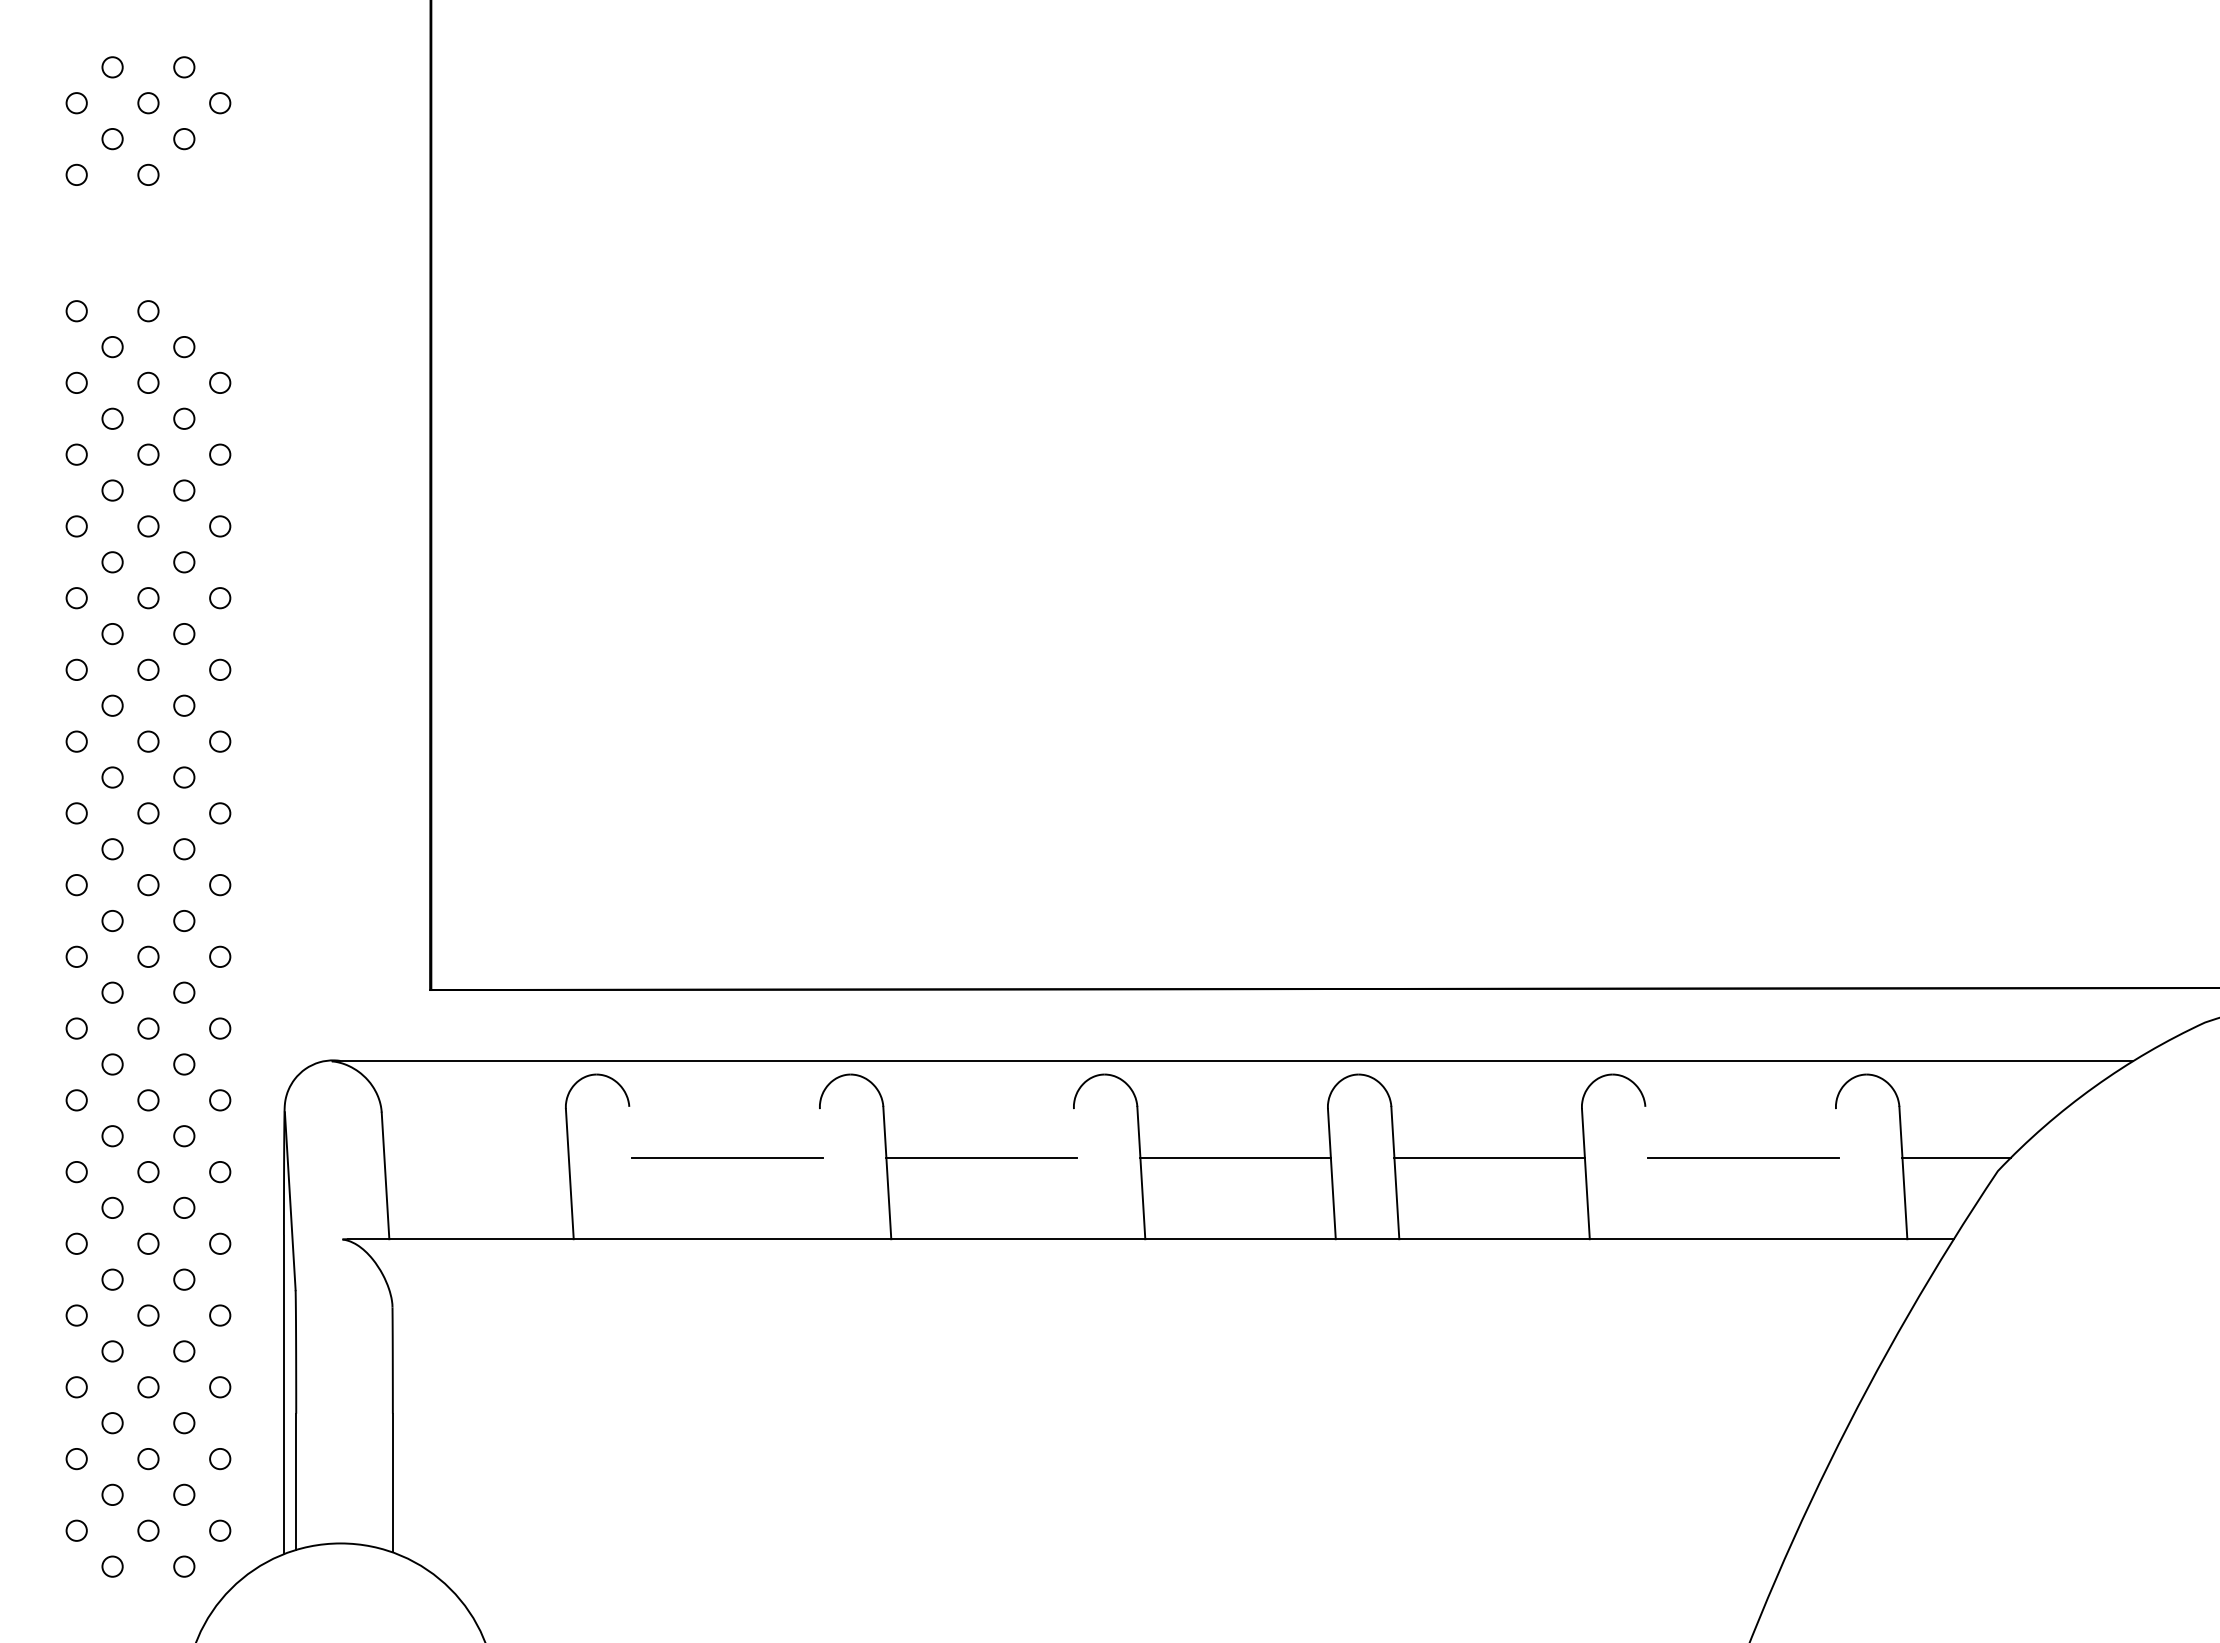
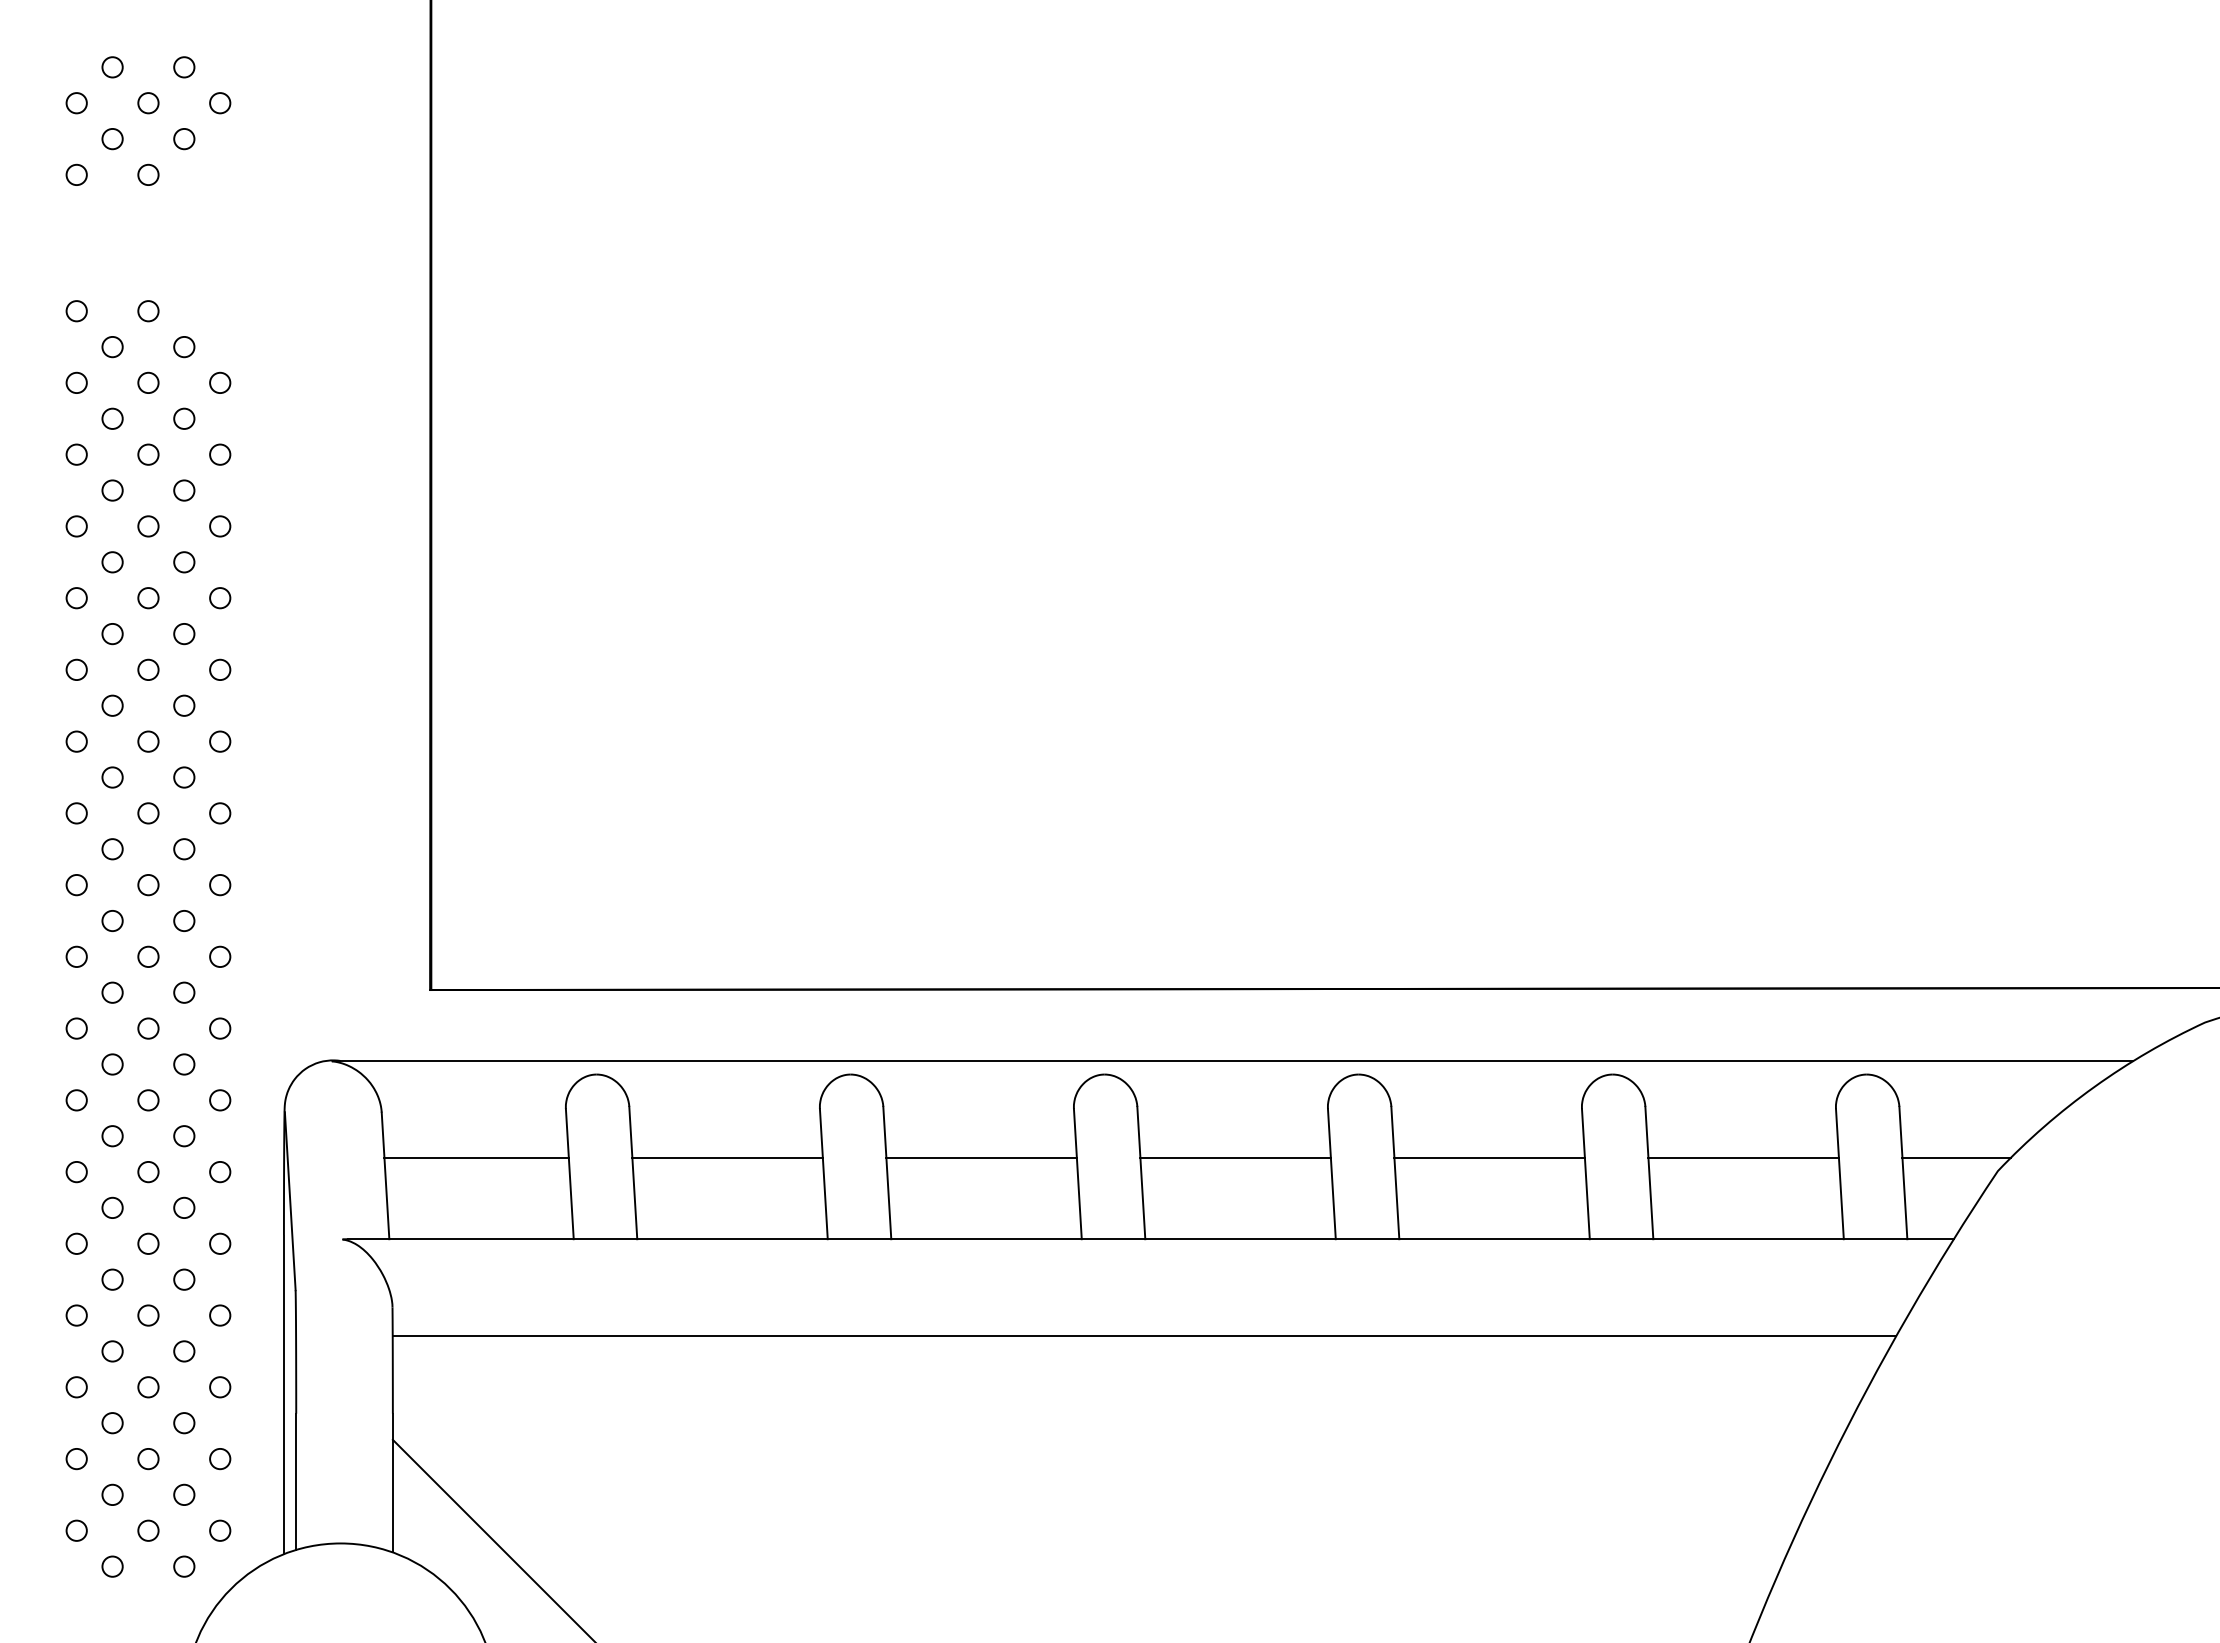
line: none -> present (476, 1157)
line: none -> present (633, 1172)
line: none -> present (1649, 1172)
line: none -> present (823, 1174)
line: none -> present (1077, 1174)
line: none -> present (1839, 1174)
line: none -> present (1144, 1335)
line: none -> present (492, 1539)
